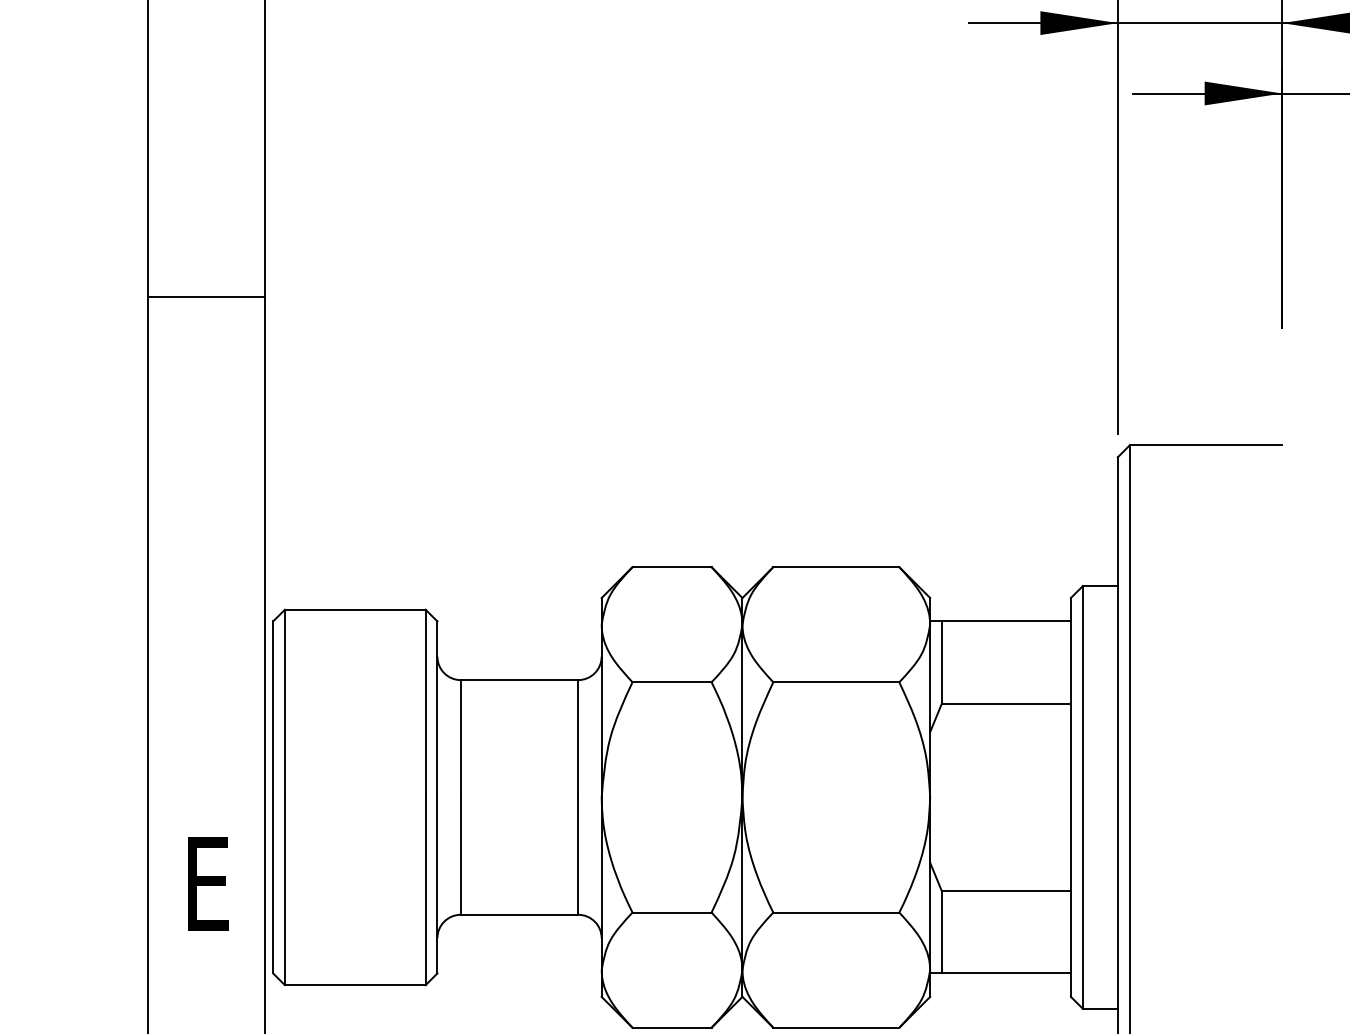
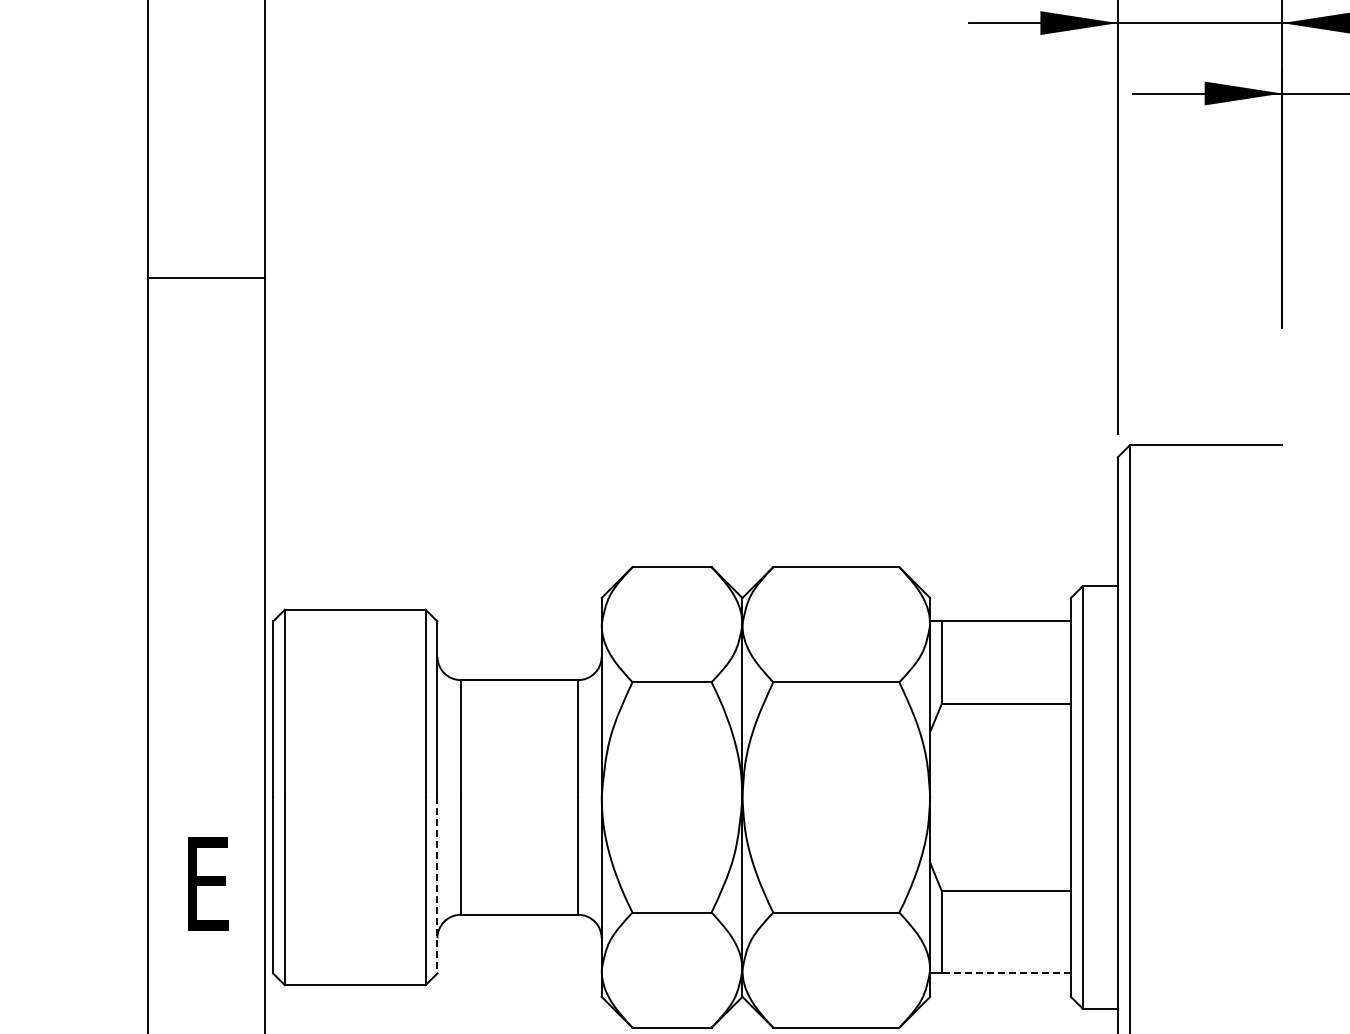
line position: (206, 297) -> (206, 278) (206, 278)
line: solid -> dashed (437, 885)
line: solid -> dashed (1006, 973)
